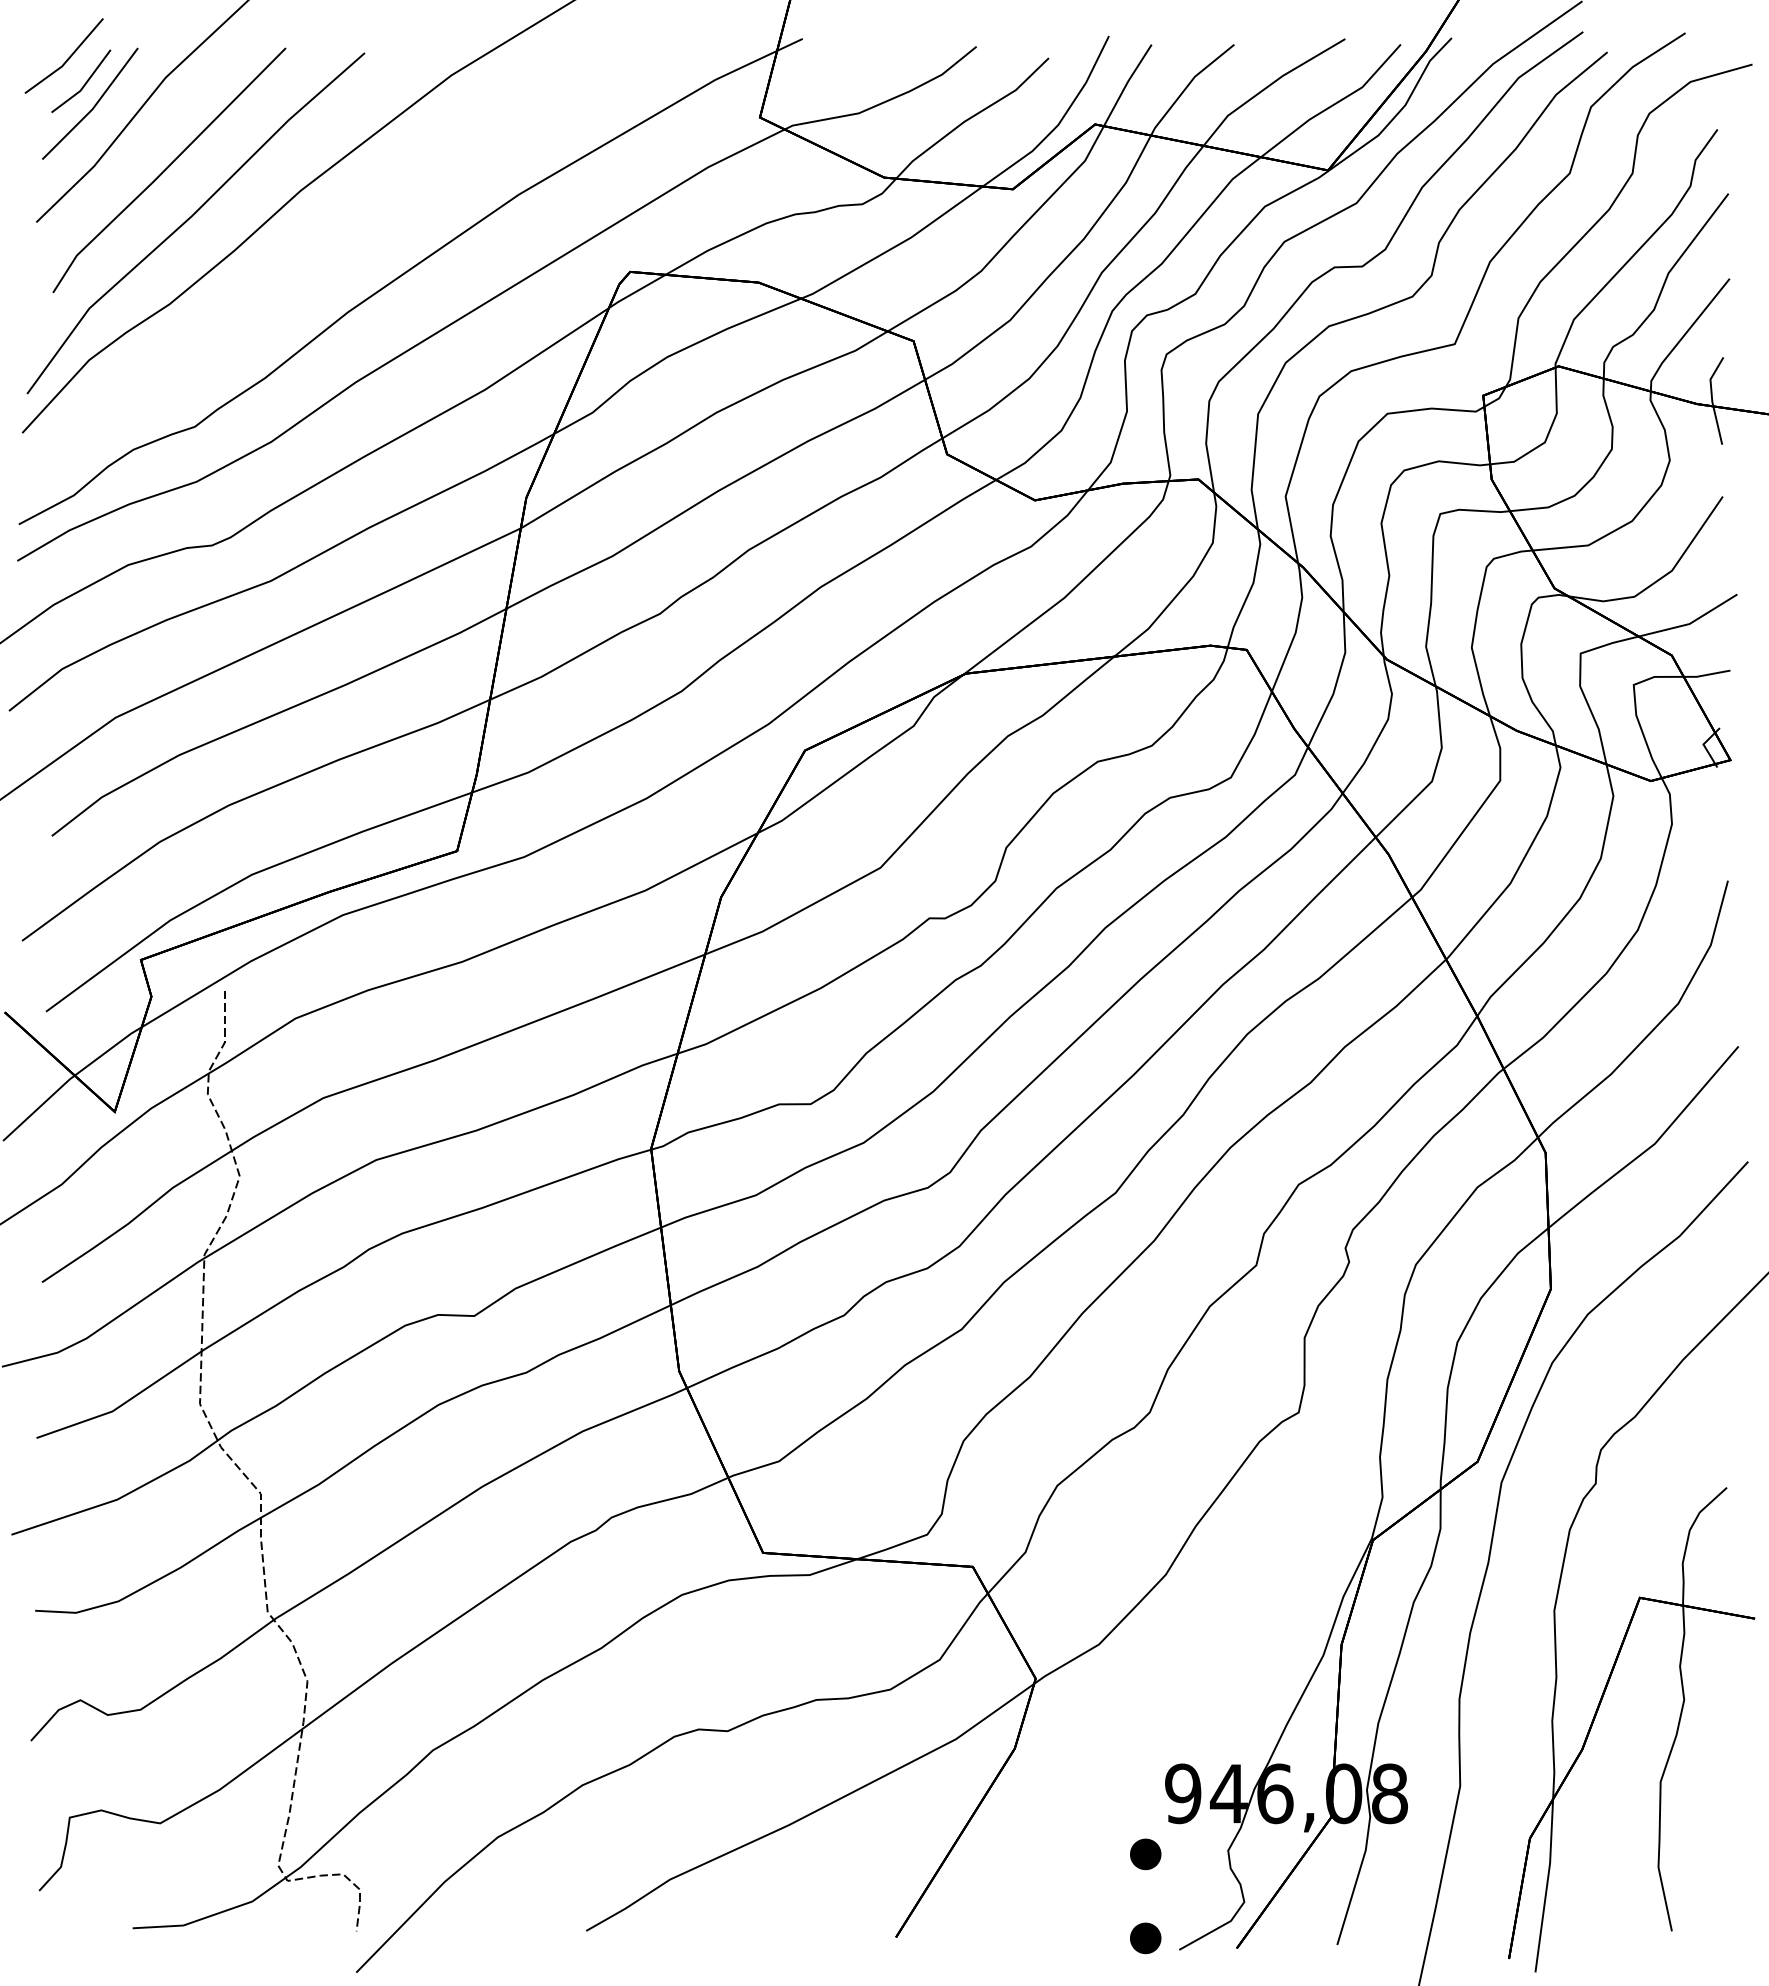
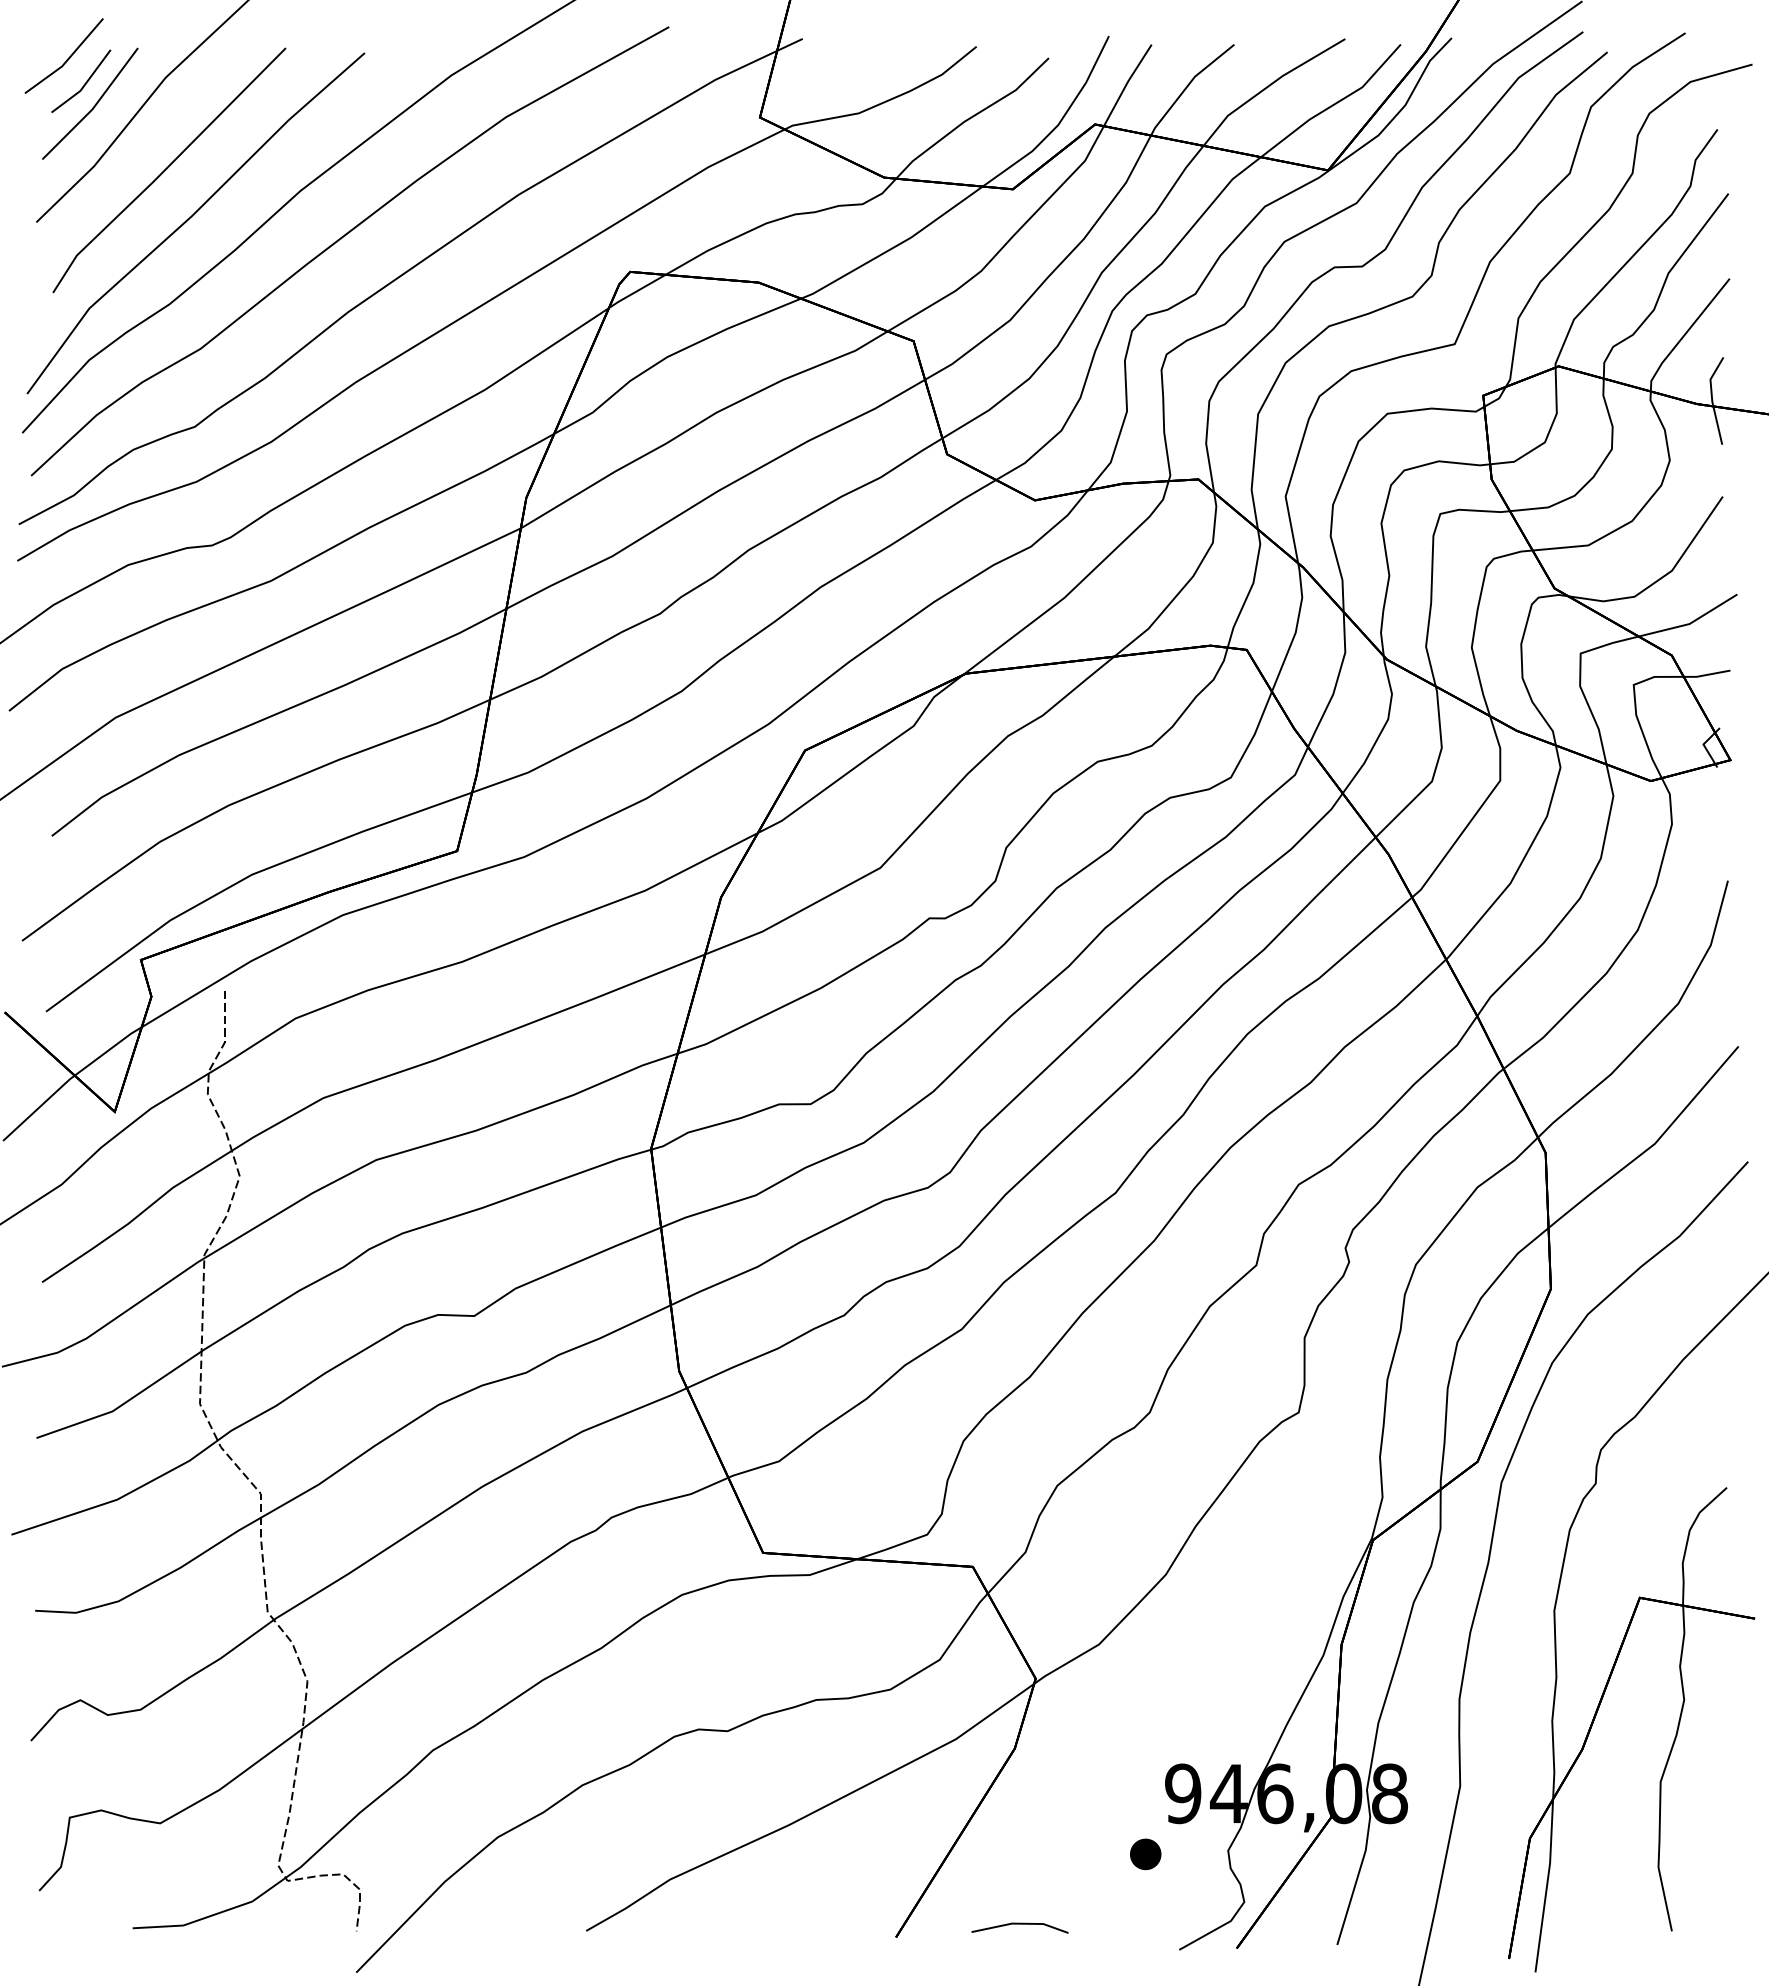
part: none -> present (341, 239)
line: none -> present (1019, 1924)
part: present -> none (1145, 1938)
